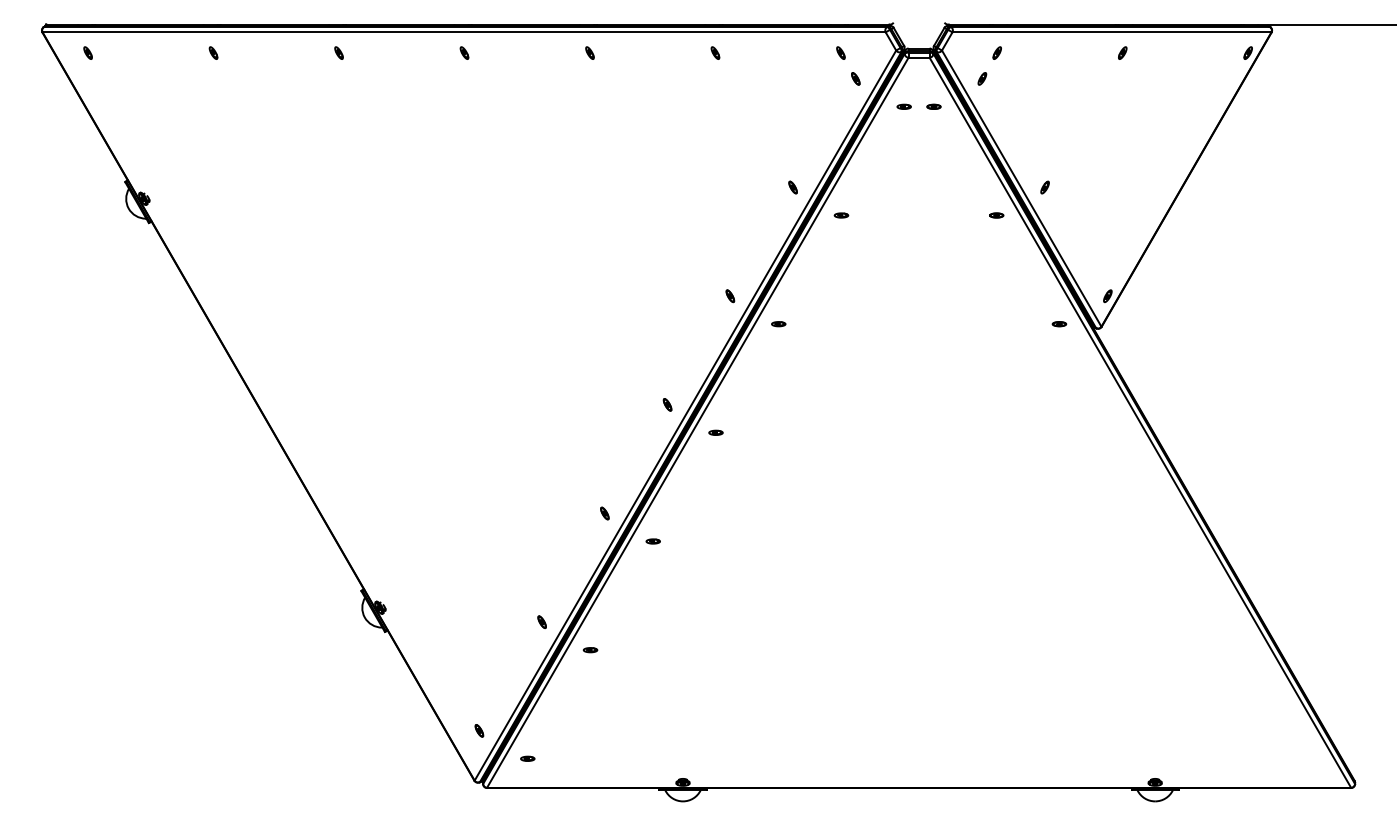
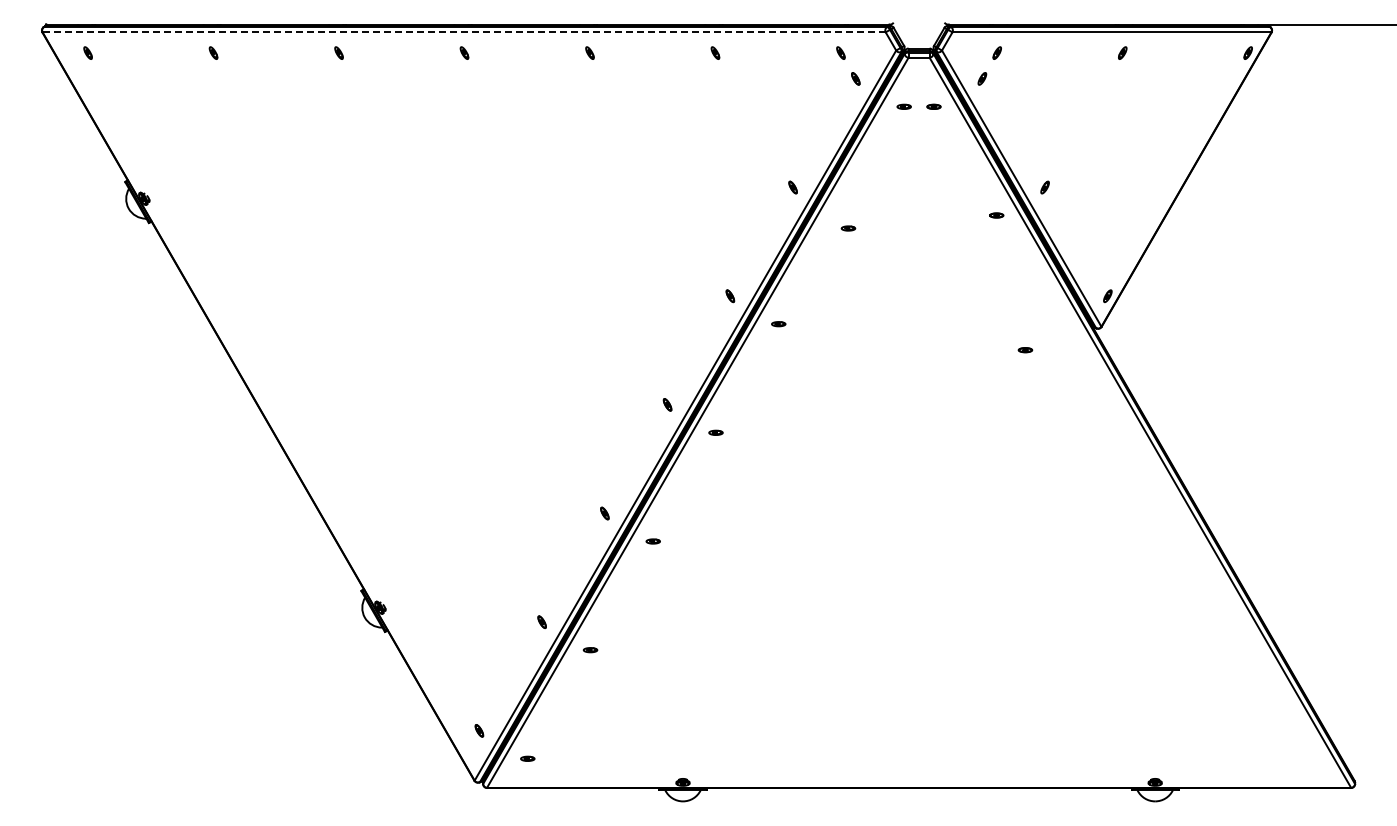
line: solid -> dashed (464, 32)
part position: (841, 215) -> (848, 228) (848, 228)
part position: (1059, 324) -> (1025, 350) (1025, 350)
